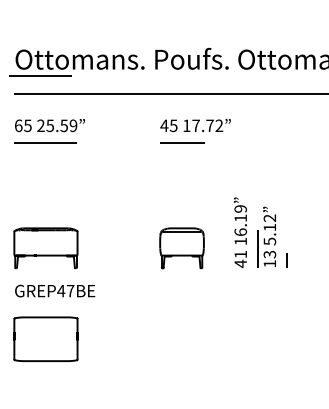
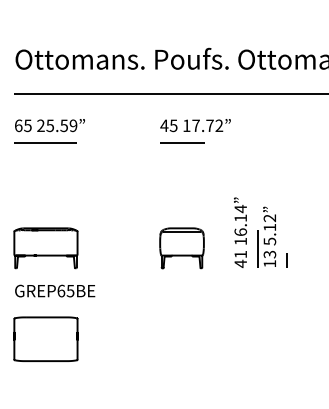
line: present -> none (40, 75)
text: 16.19 -> 16.14 (240, 208)
text: GREP47BE -> GREP65BE (65, 290)
